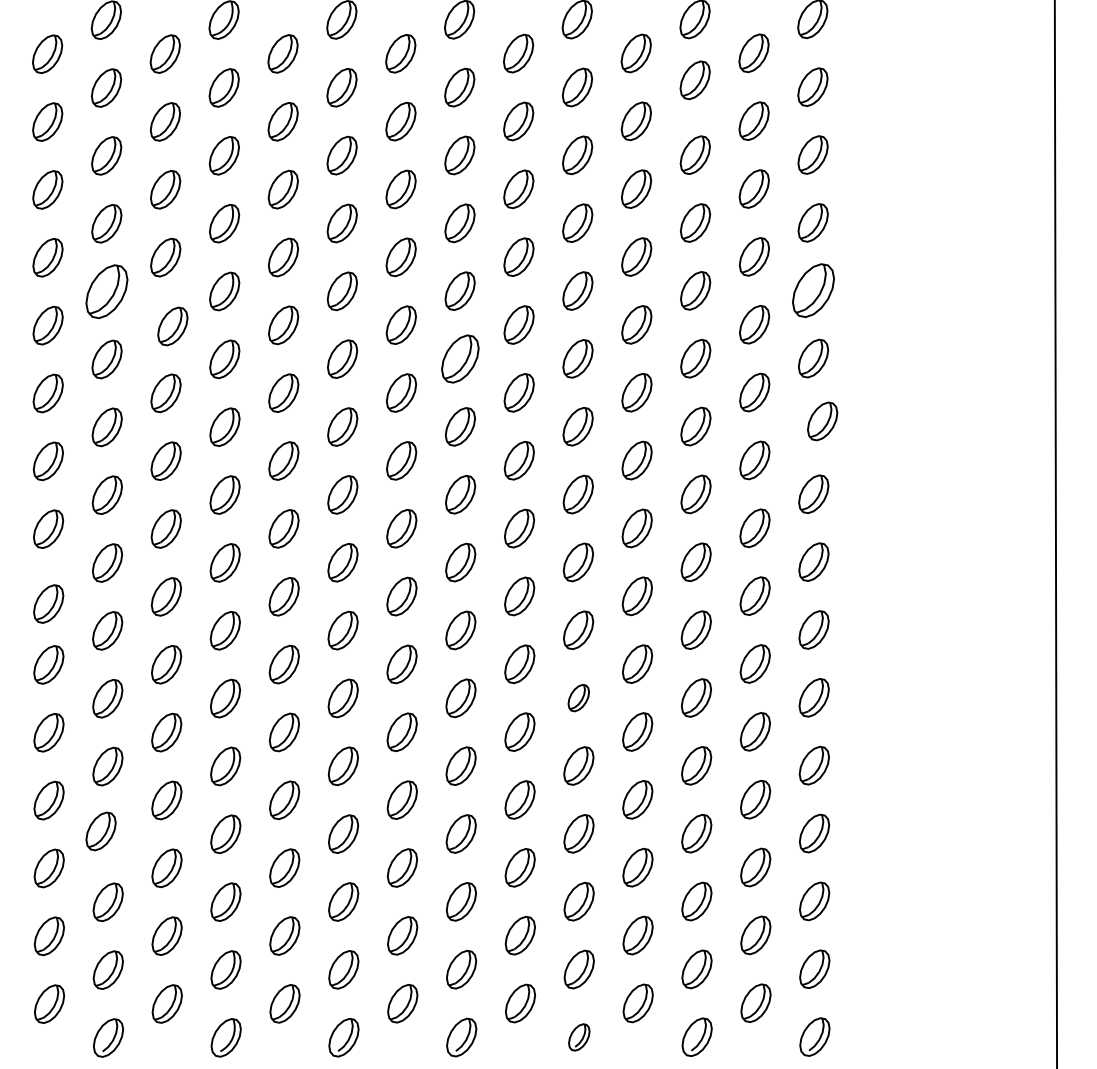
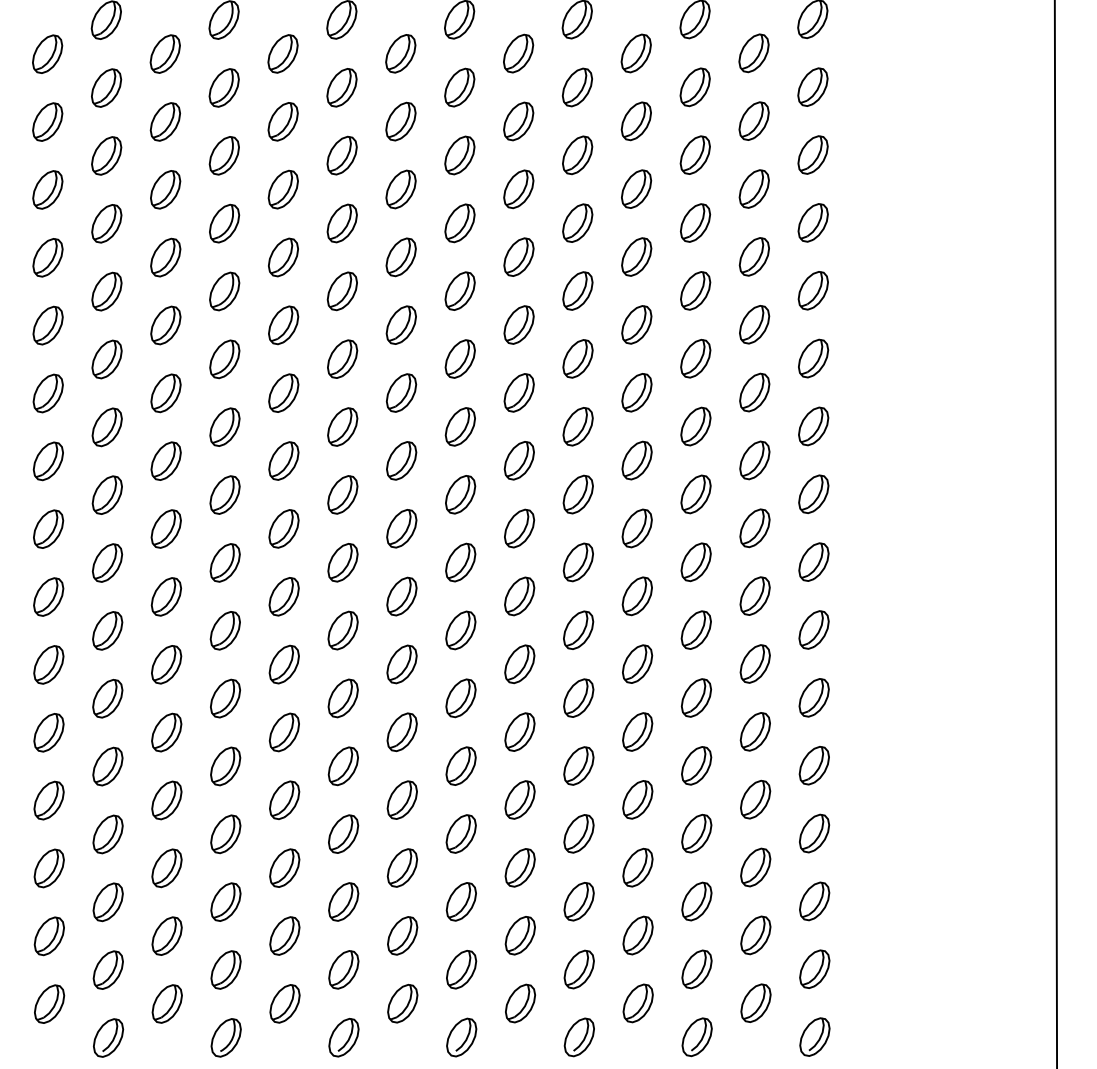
part position: (694, 80) -> (694, 87) (694, 87)
part size: 43x55 px -> 32x40 px (812, 290)
part size: 44x55 px -> 32x41 px (106, 291)
part position: (172, 326) -> (165, 325) (165, 325)
part size: 39x50 px -> 32x40 px (459, 358)
part position: (822, 421) -> (813, 426) (813, 426)
part position: (48, 603) -> (48, 596) (48, 596)
part size: 23x29 px -> 32x40 px (578, 697)
part position: (100, 831) -> (107, 834) (107, 834)
part size: 23x29 px -> 32x41 px (578, 1037)
